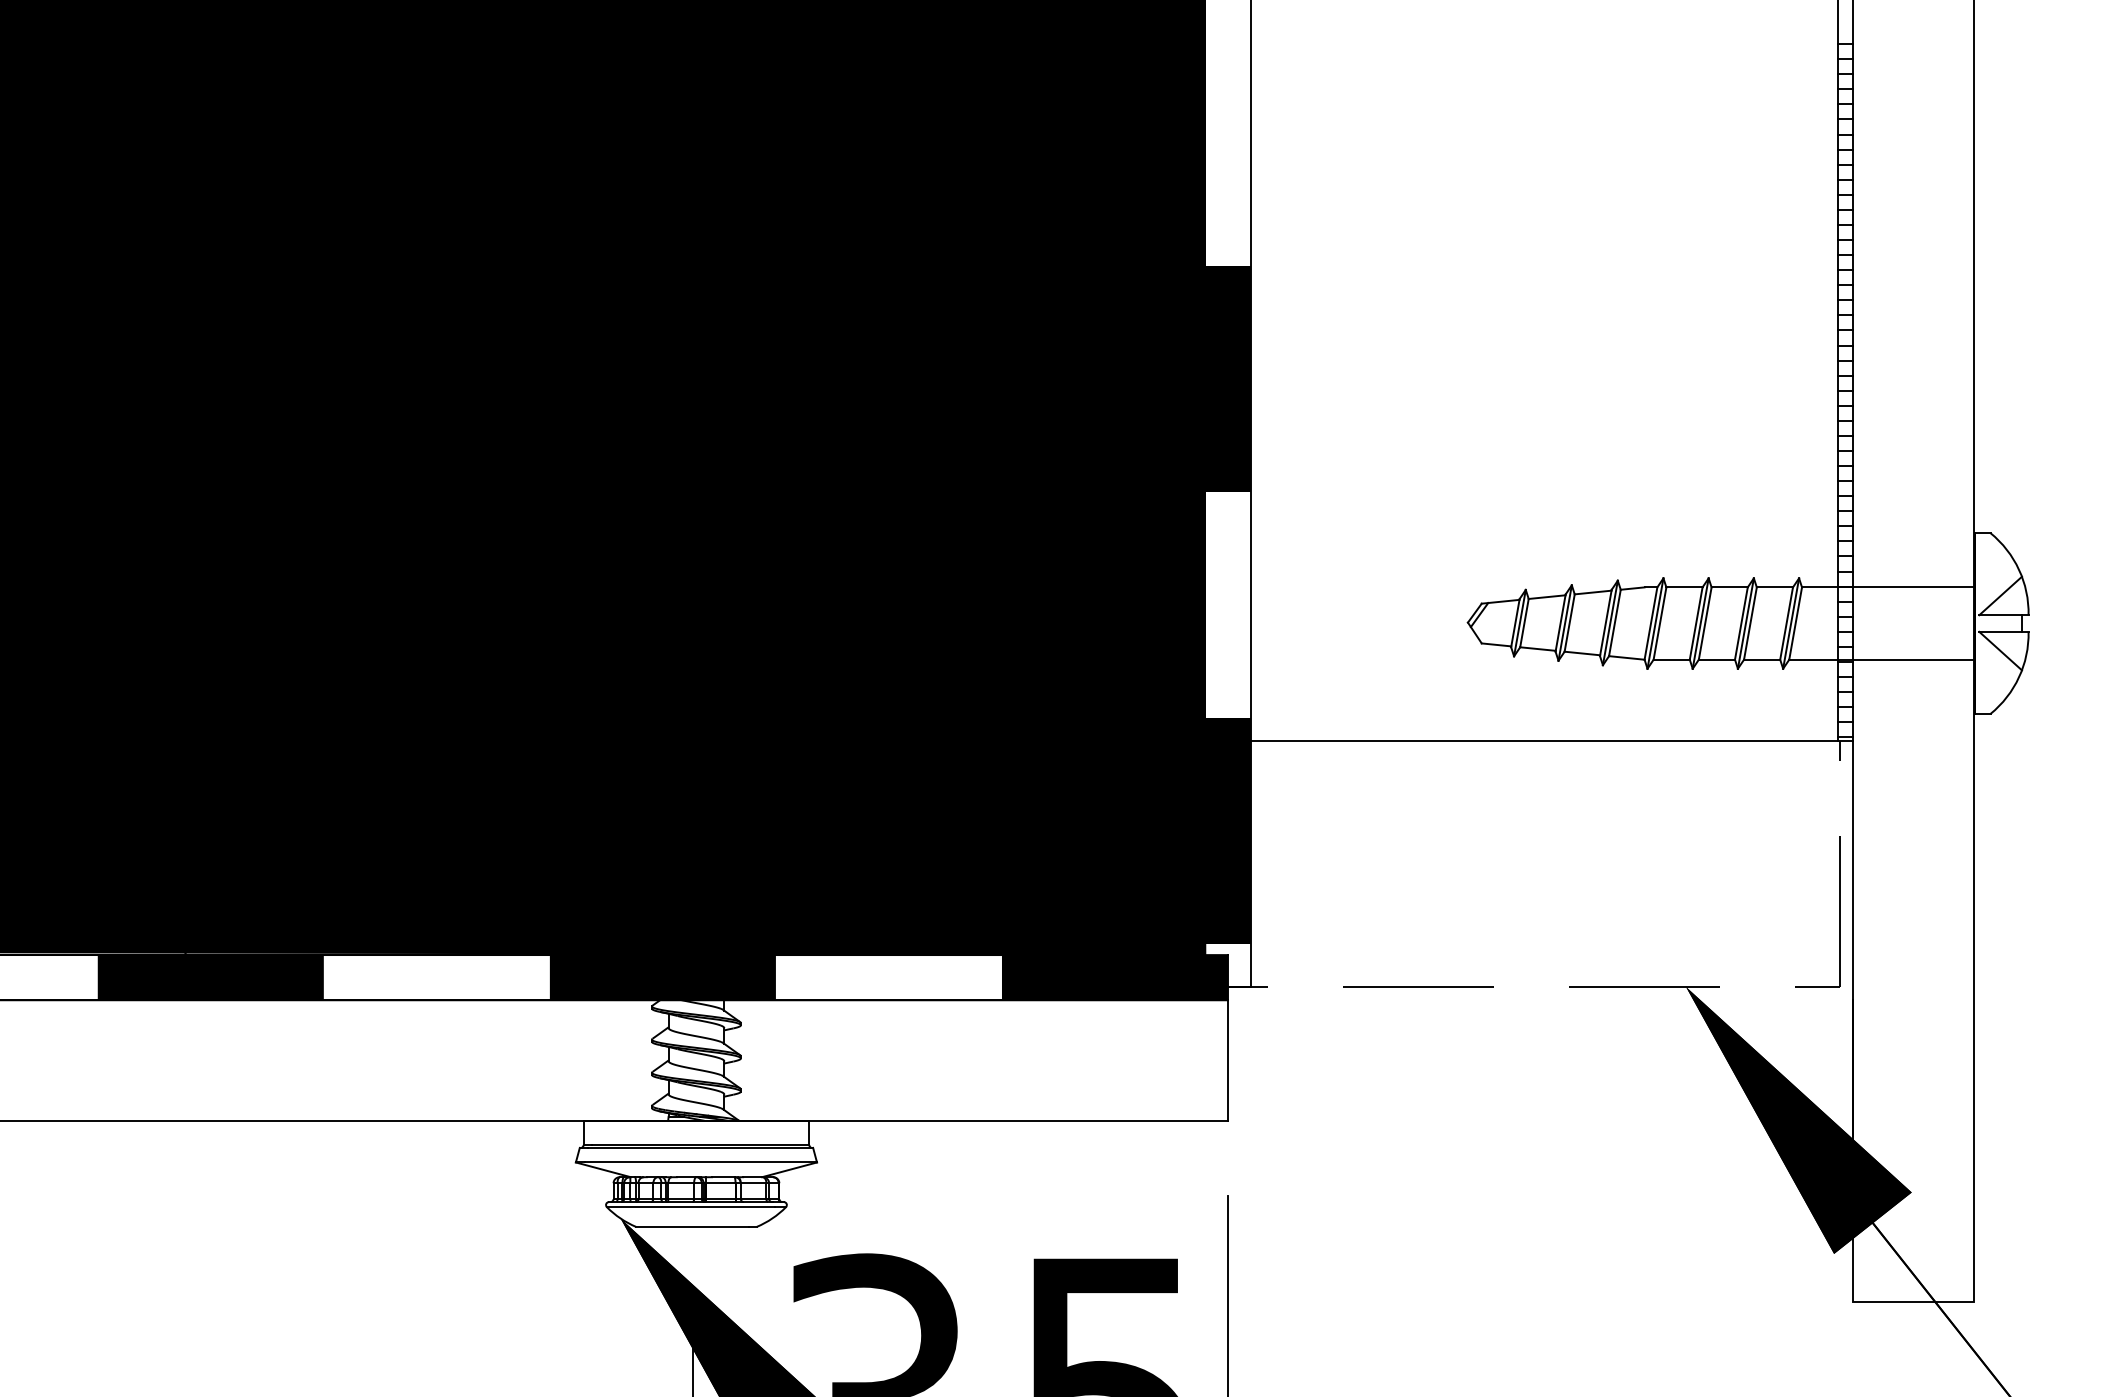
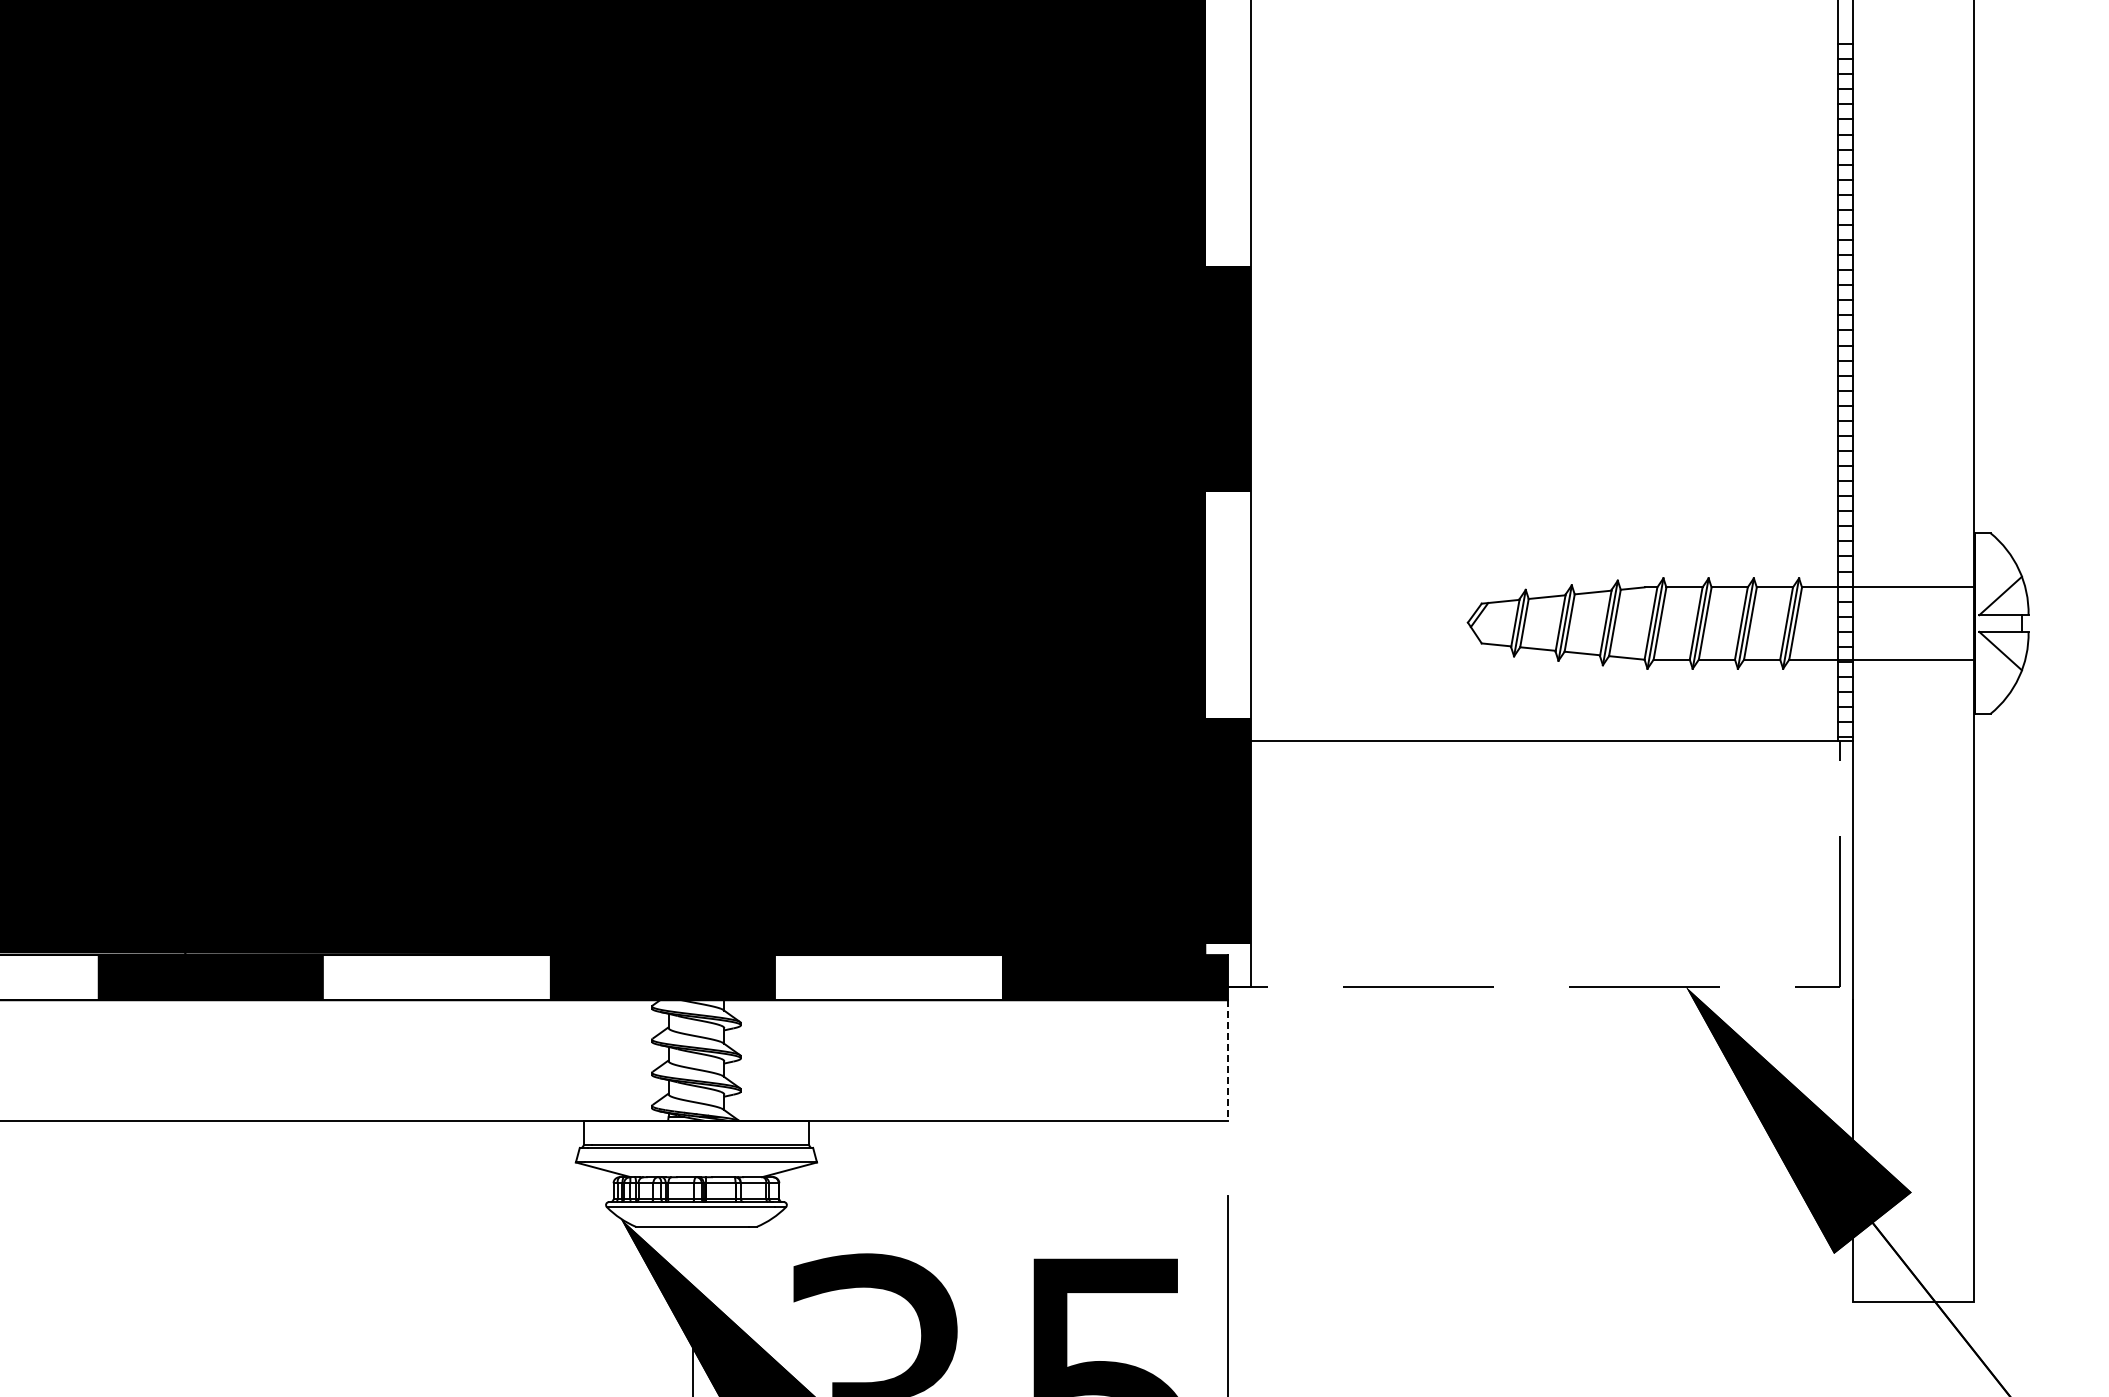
line: solid -> dashed (1228, 1061)
